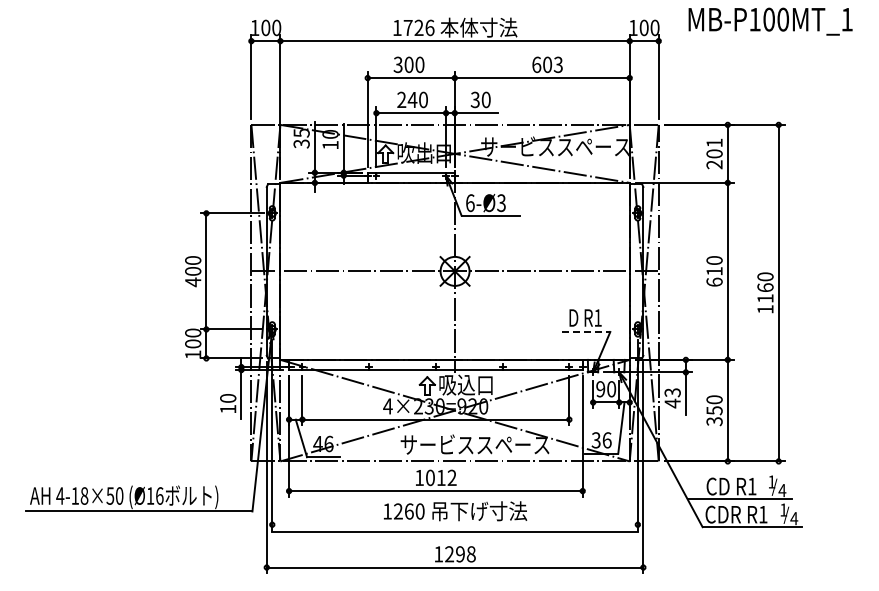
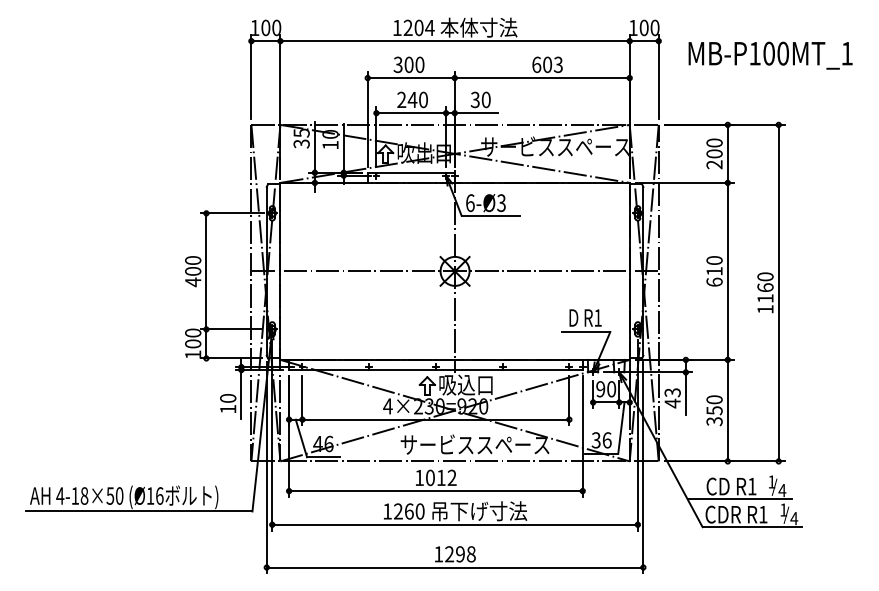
text position: (770, 21) -> (770, 55) (770, 55)
text: 1726 -> 1204 (418, 27)
text: 201 -> 200 (714, 142)
line: dashed -> solid (586, 331)
line position: (454, 531) -> (454, 524) (454, 524)
